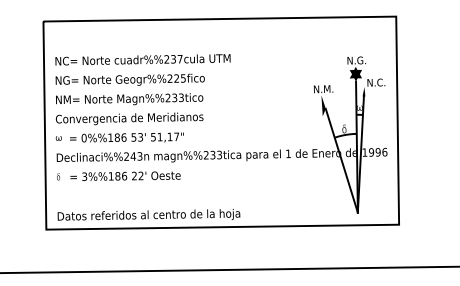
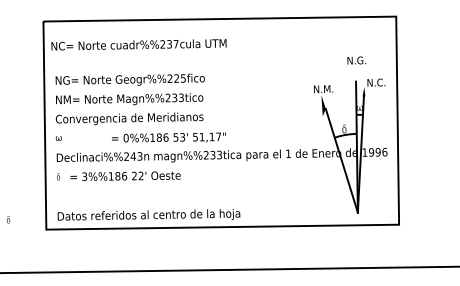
text position: (142, 59) -> (138, 44) (138, 44)
fill: present -> none (355, 73)
text position: (126, 137) -> (168, 137) (168, 137)
part: none -> present (8, 219)
